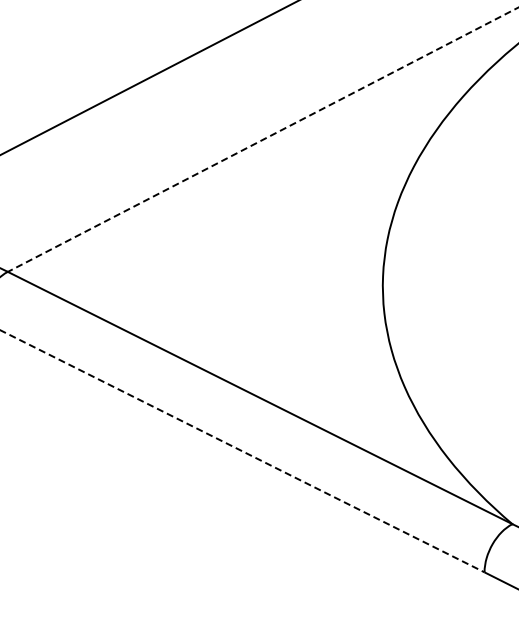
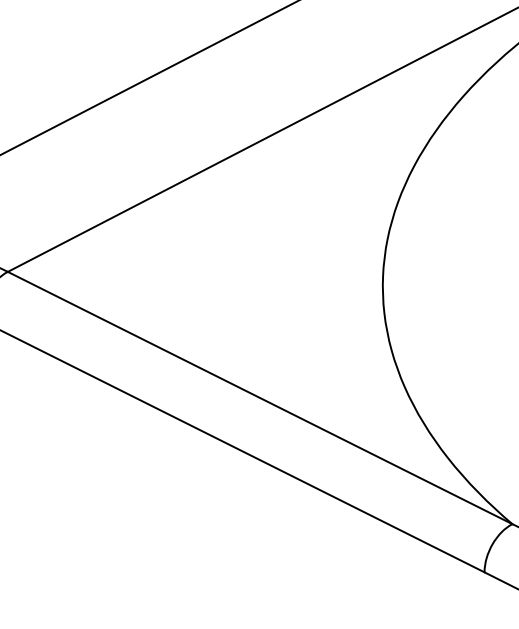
line: dashed -> solid (262, 140)
line: dashed -> solid (242, 451)
